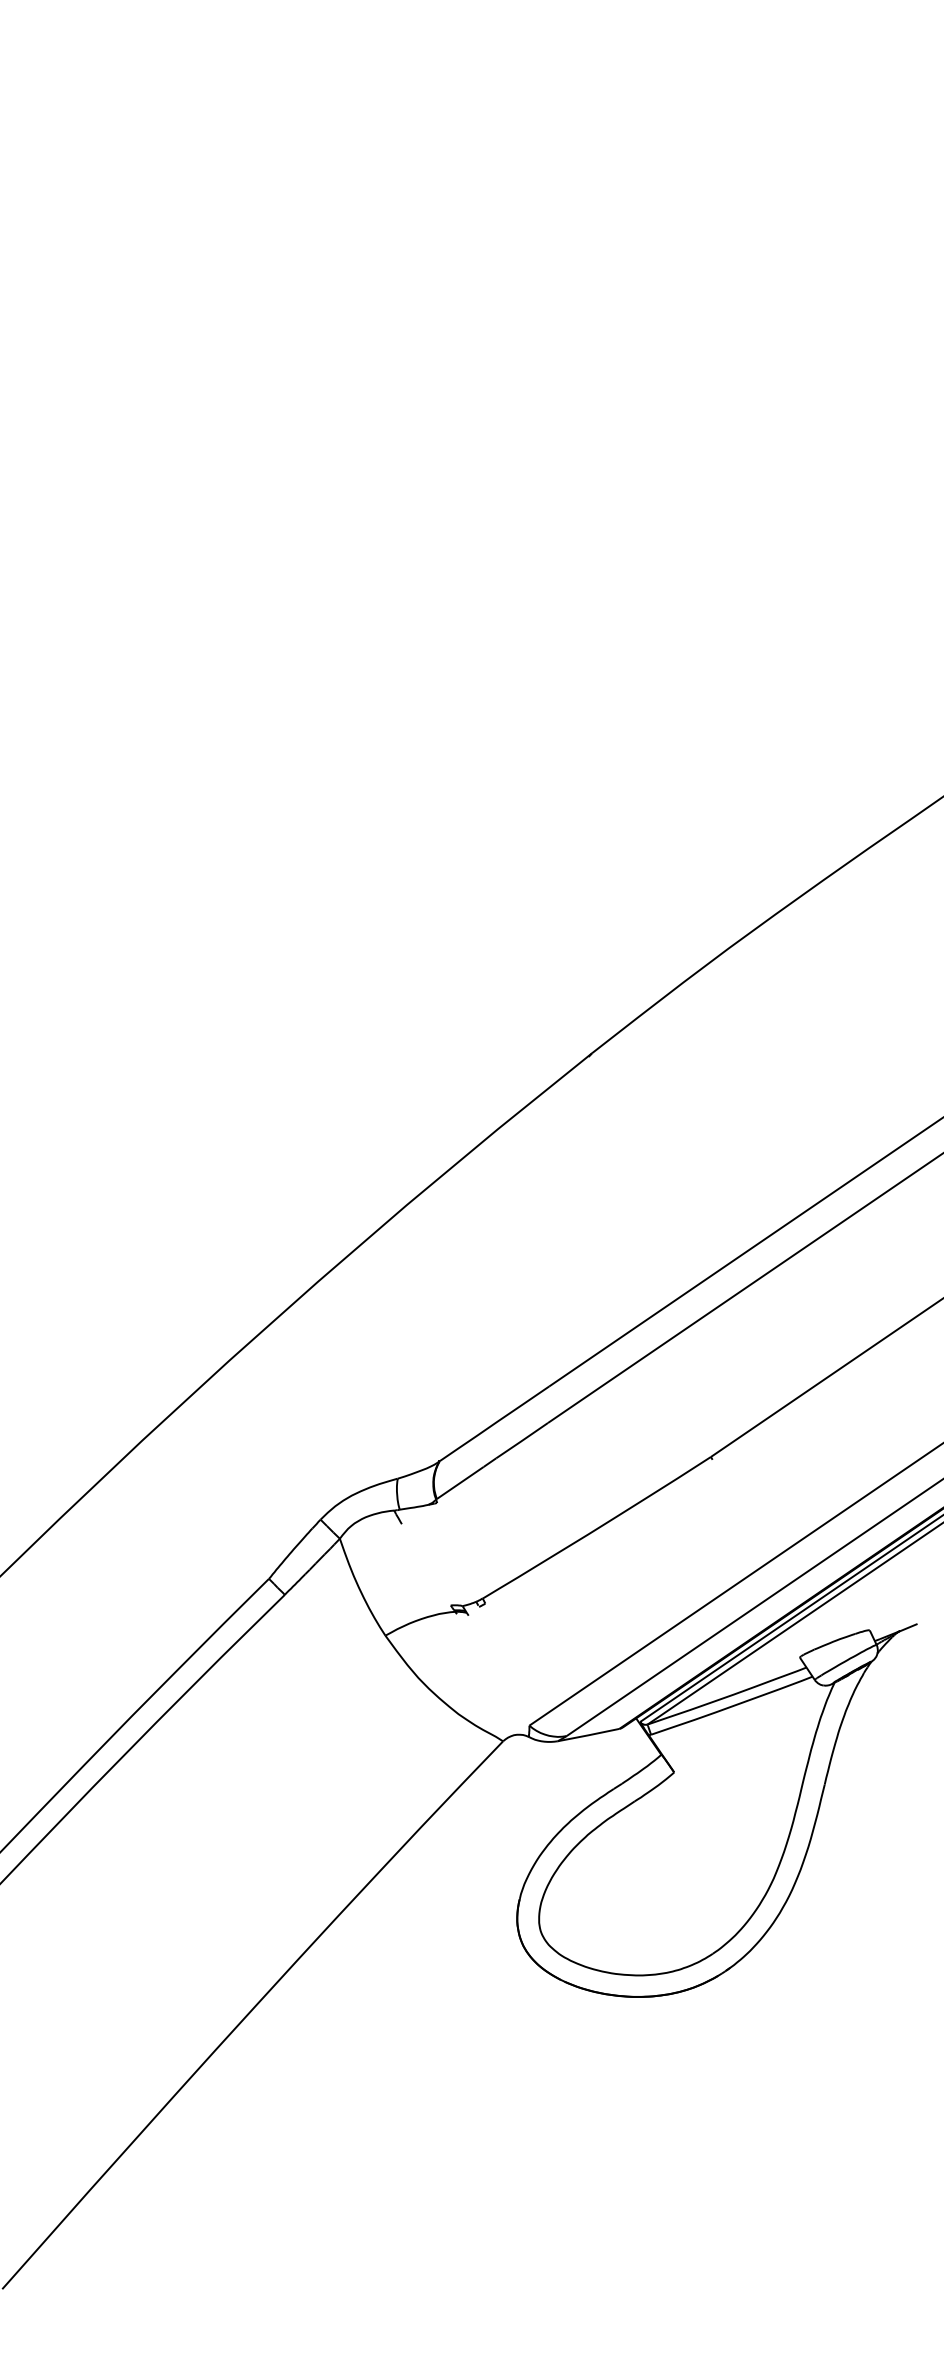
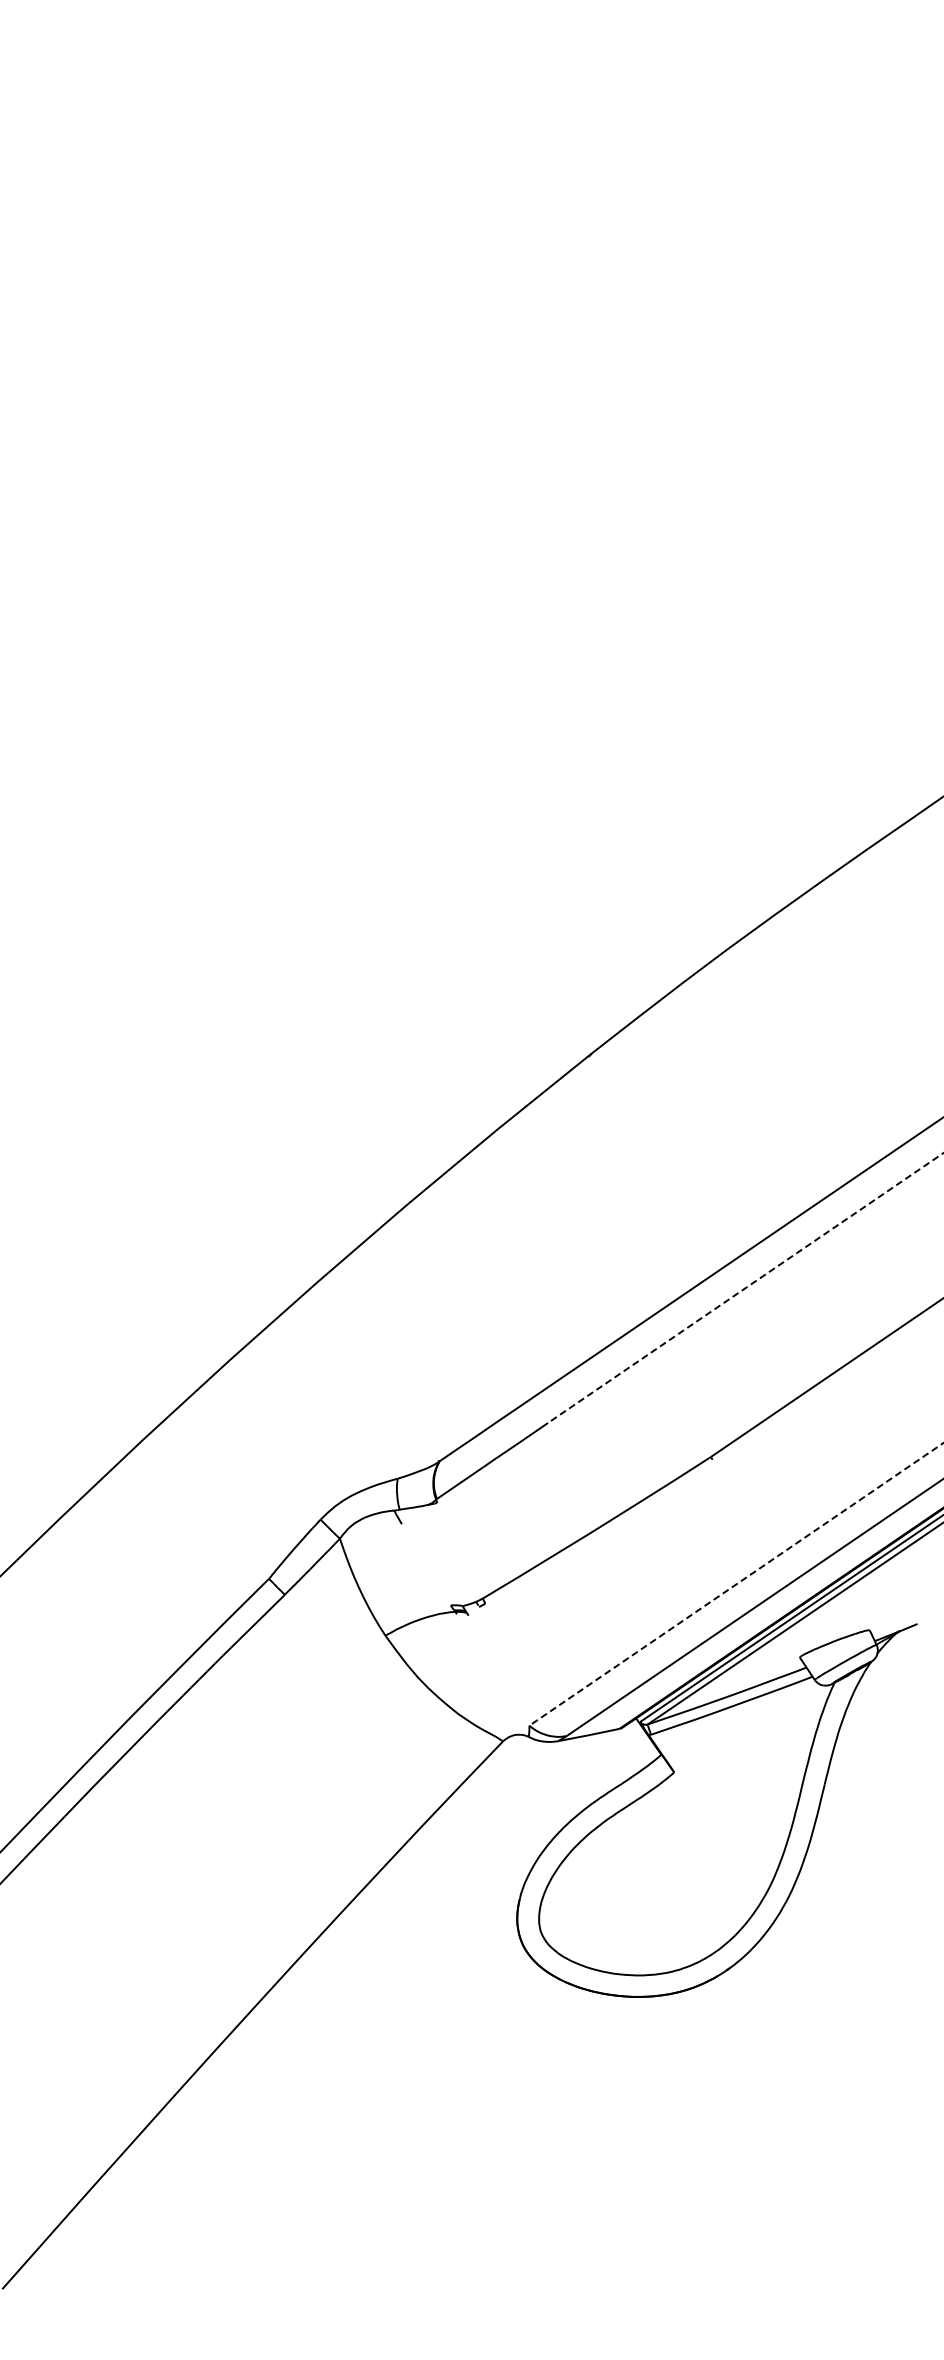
line: solid -> dashed (745, 1288)
line: solid -> dashed (736, 1584)
